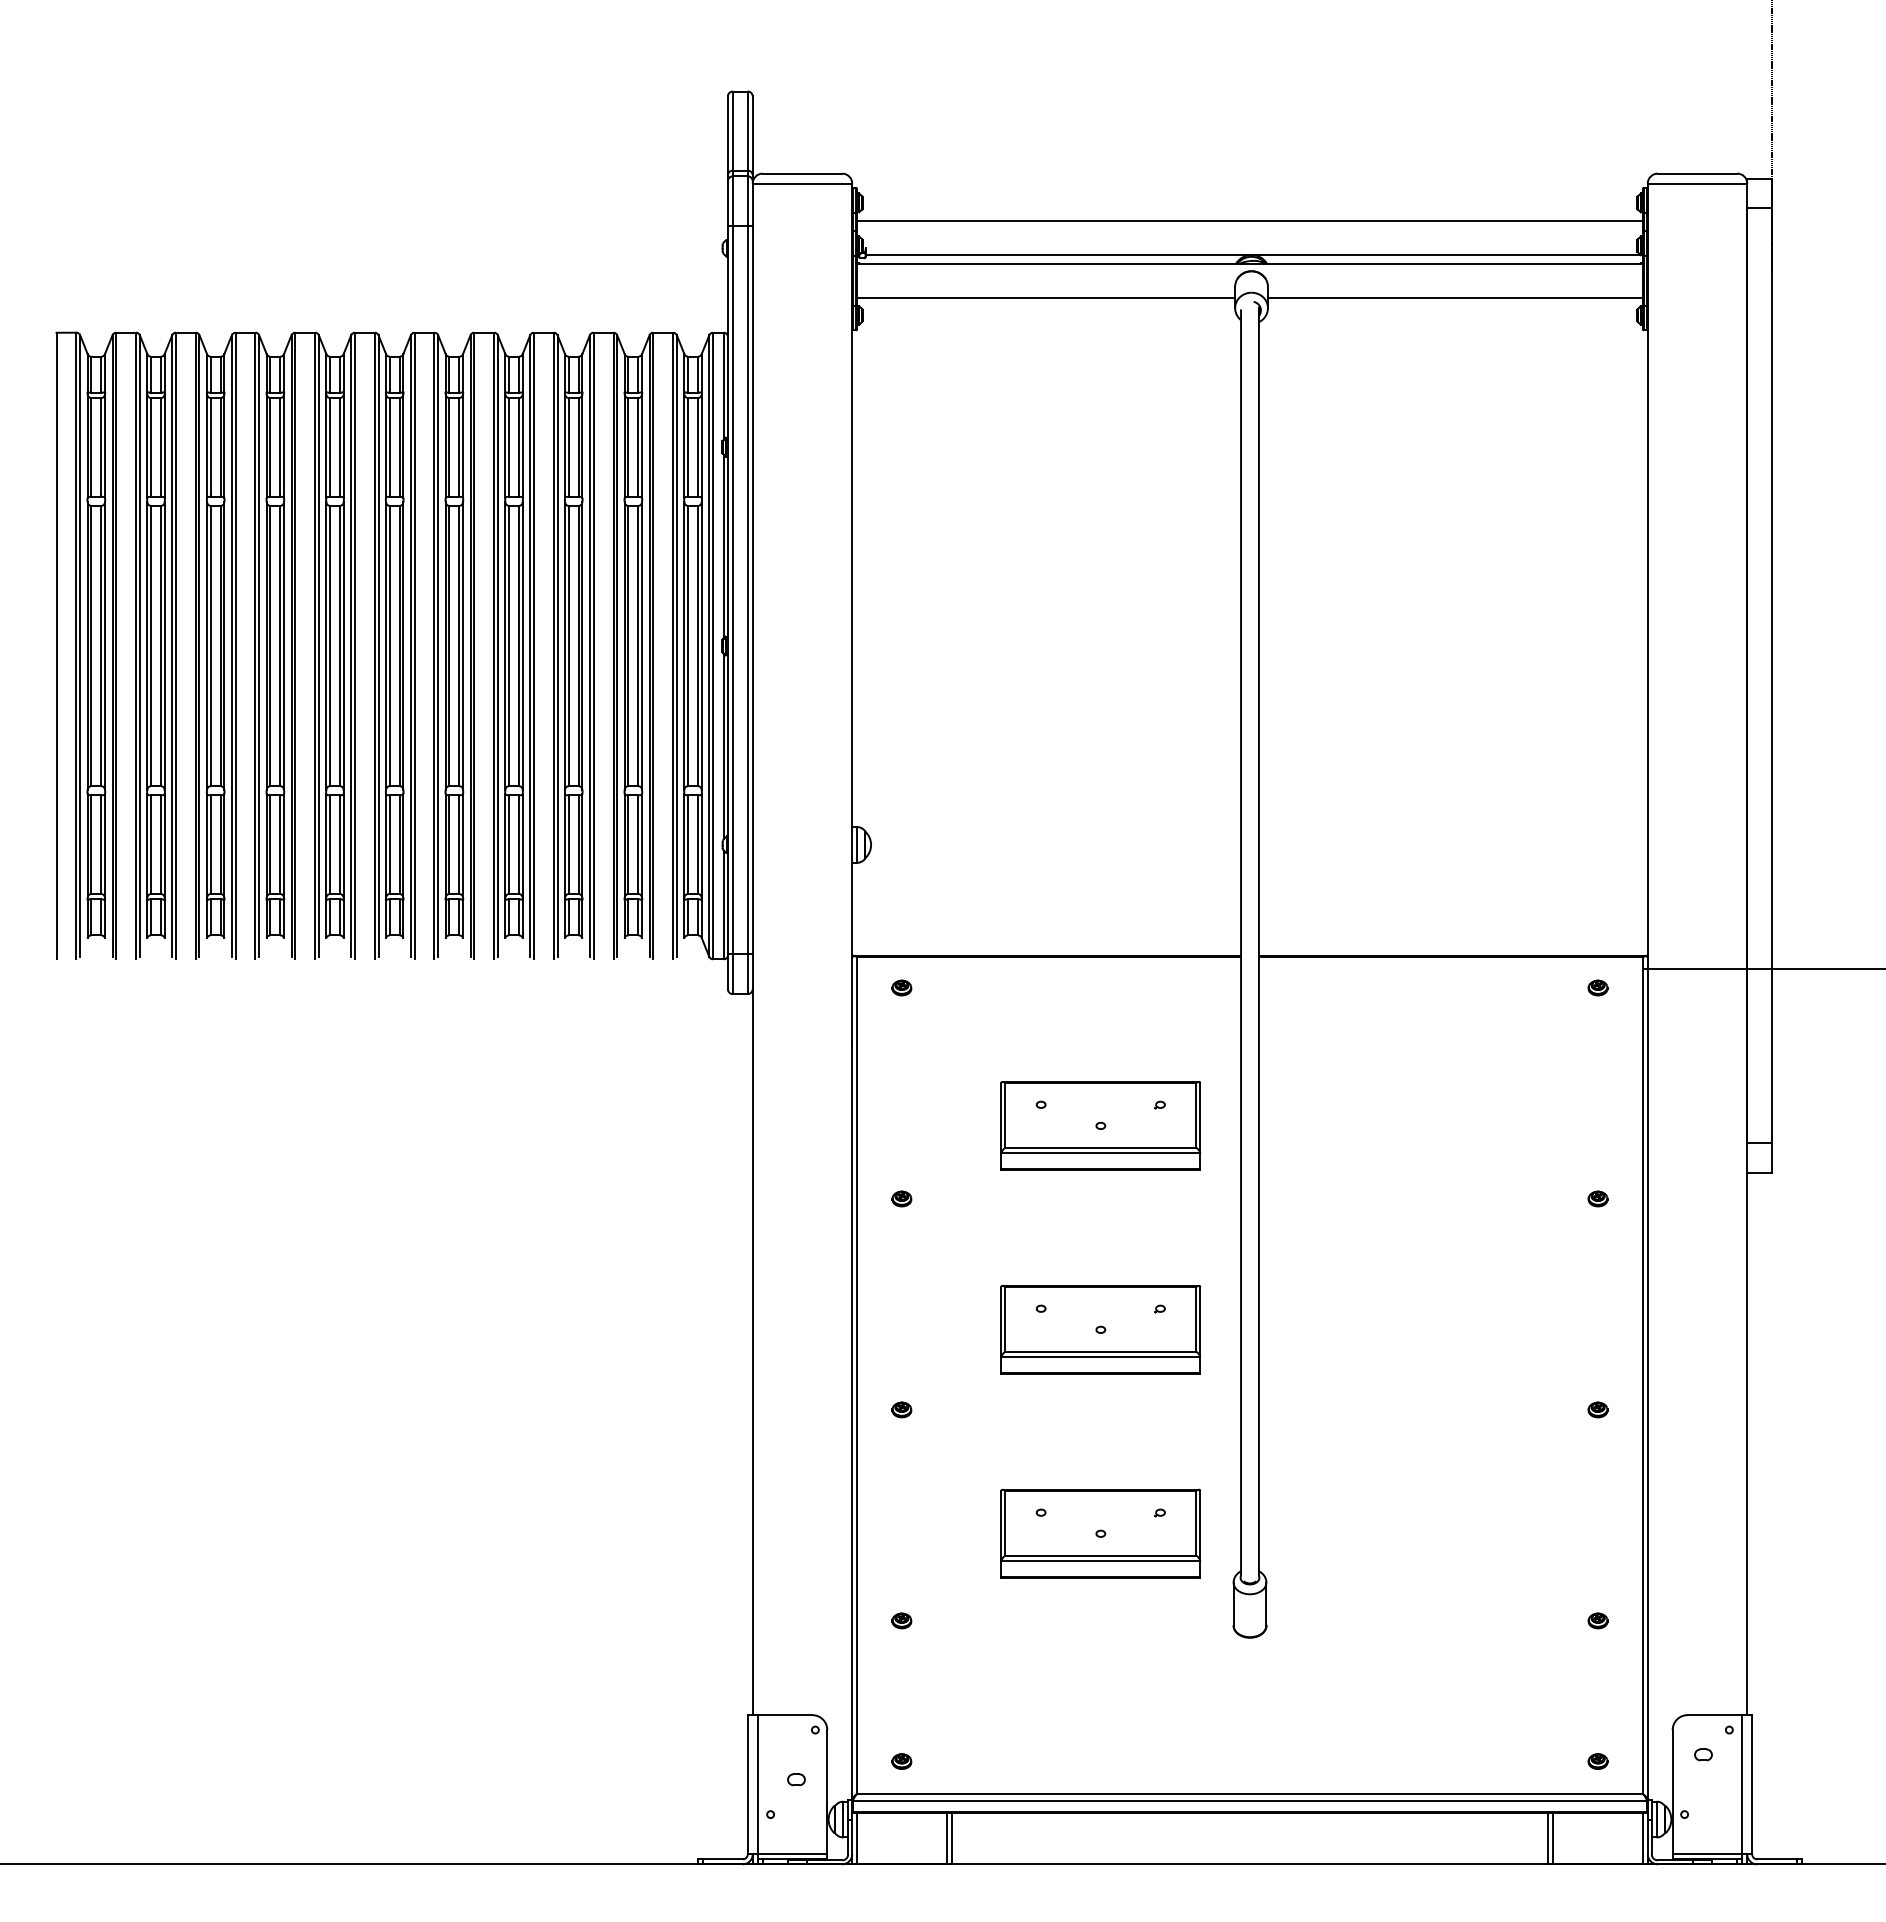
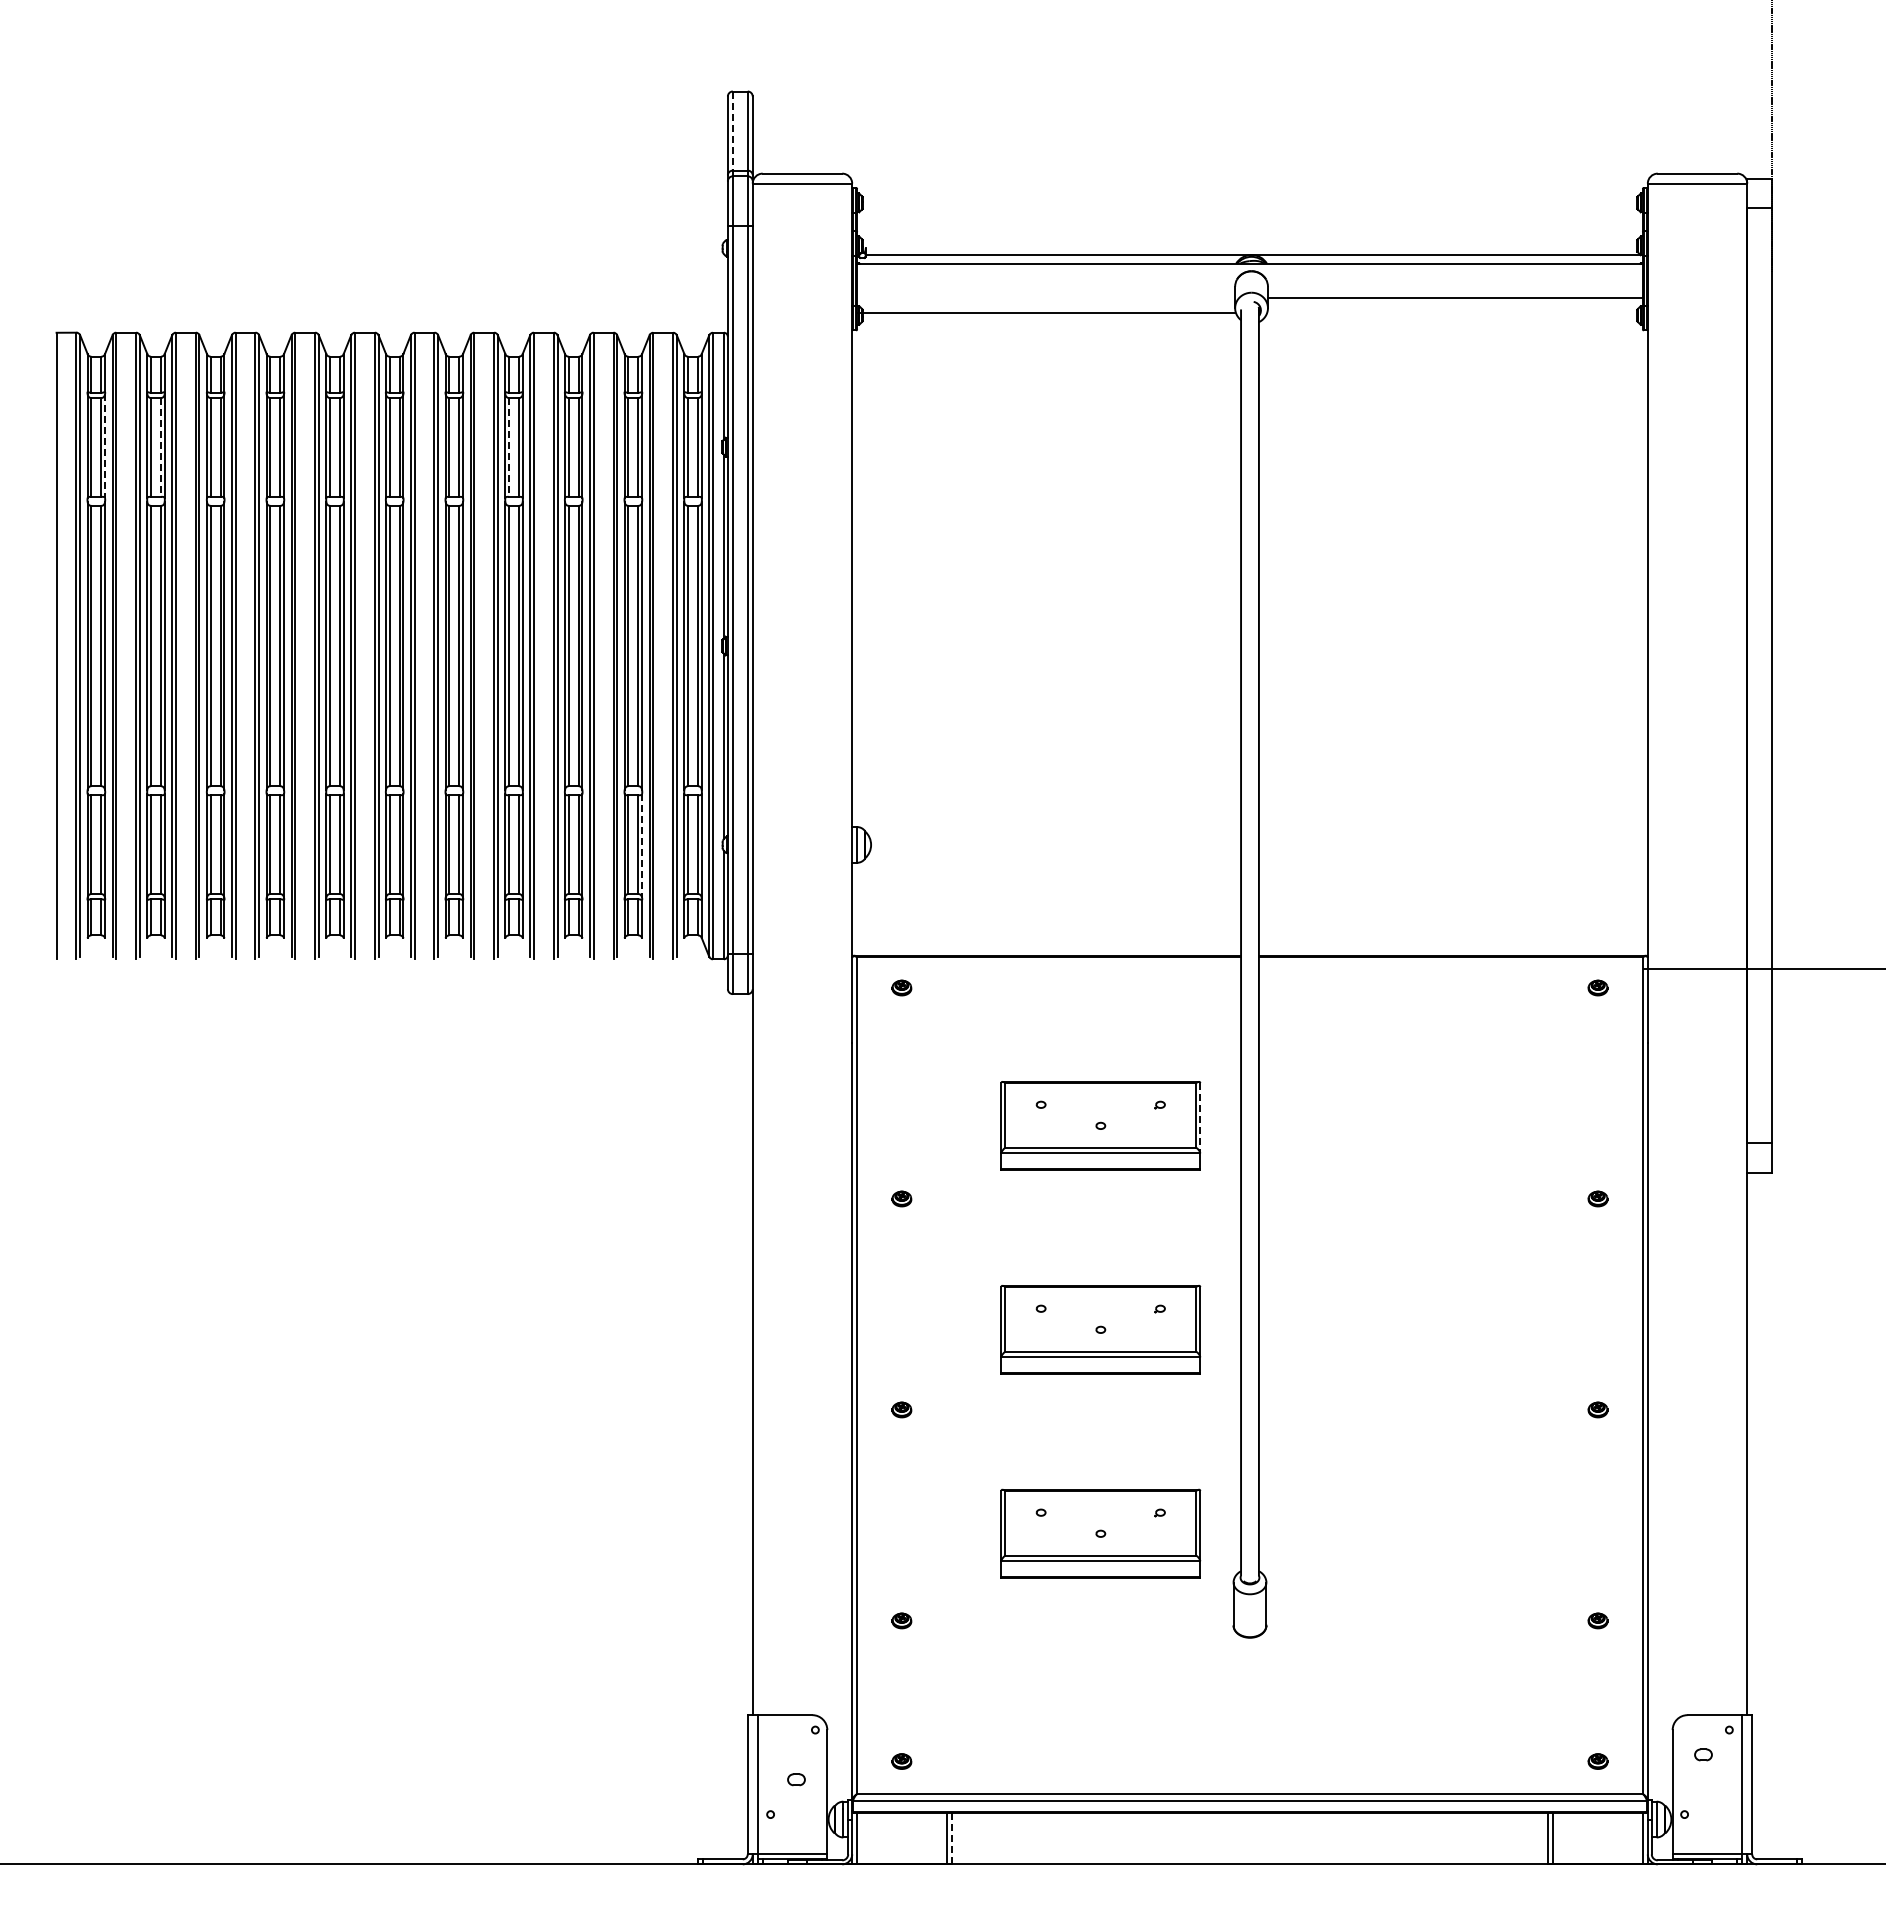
line: solid -> dashed (732, 131)
line: present -> none (1249, 220)
line position: (1046, 297) -> (1046, 312) (1046, 312)
line: solid -> dashed (105, 446)
line: solid -> dashed (160, 447)
line: solid -> dashed (509, 447)
line: solid -> dashed (642, 845)
line: solid -> dashed (1200, 1118)
line: solid -> dashed (951, 1838)
